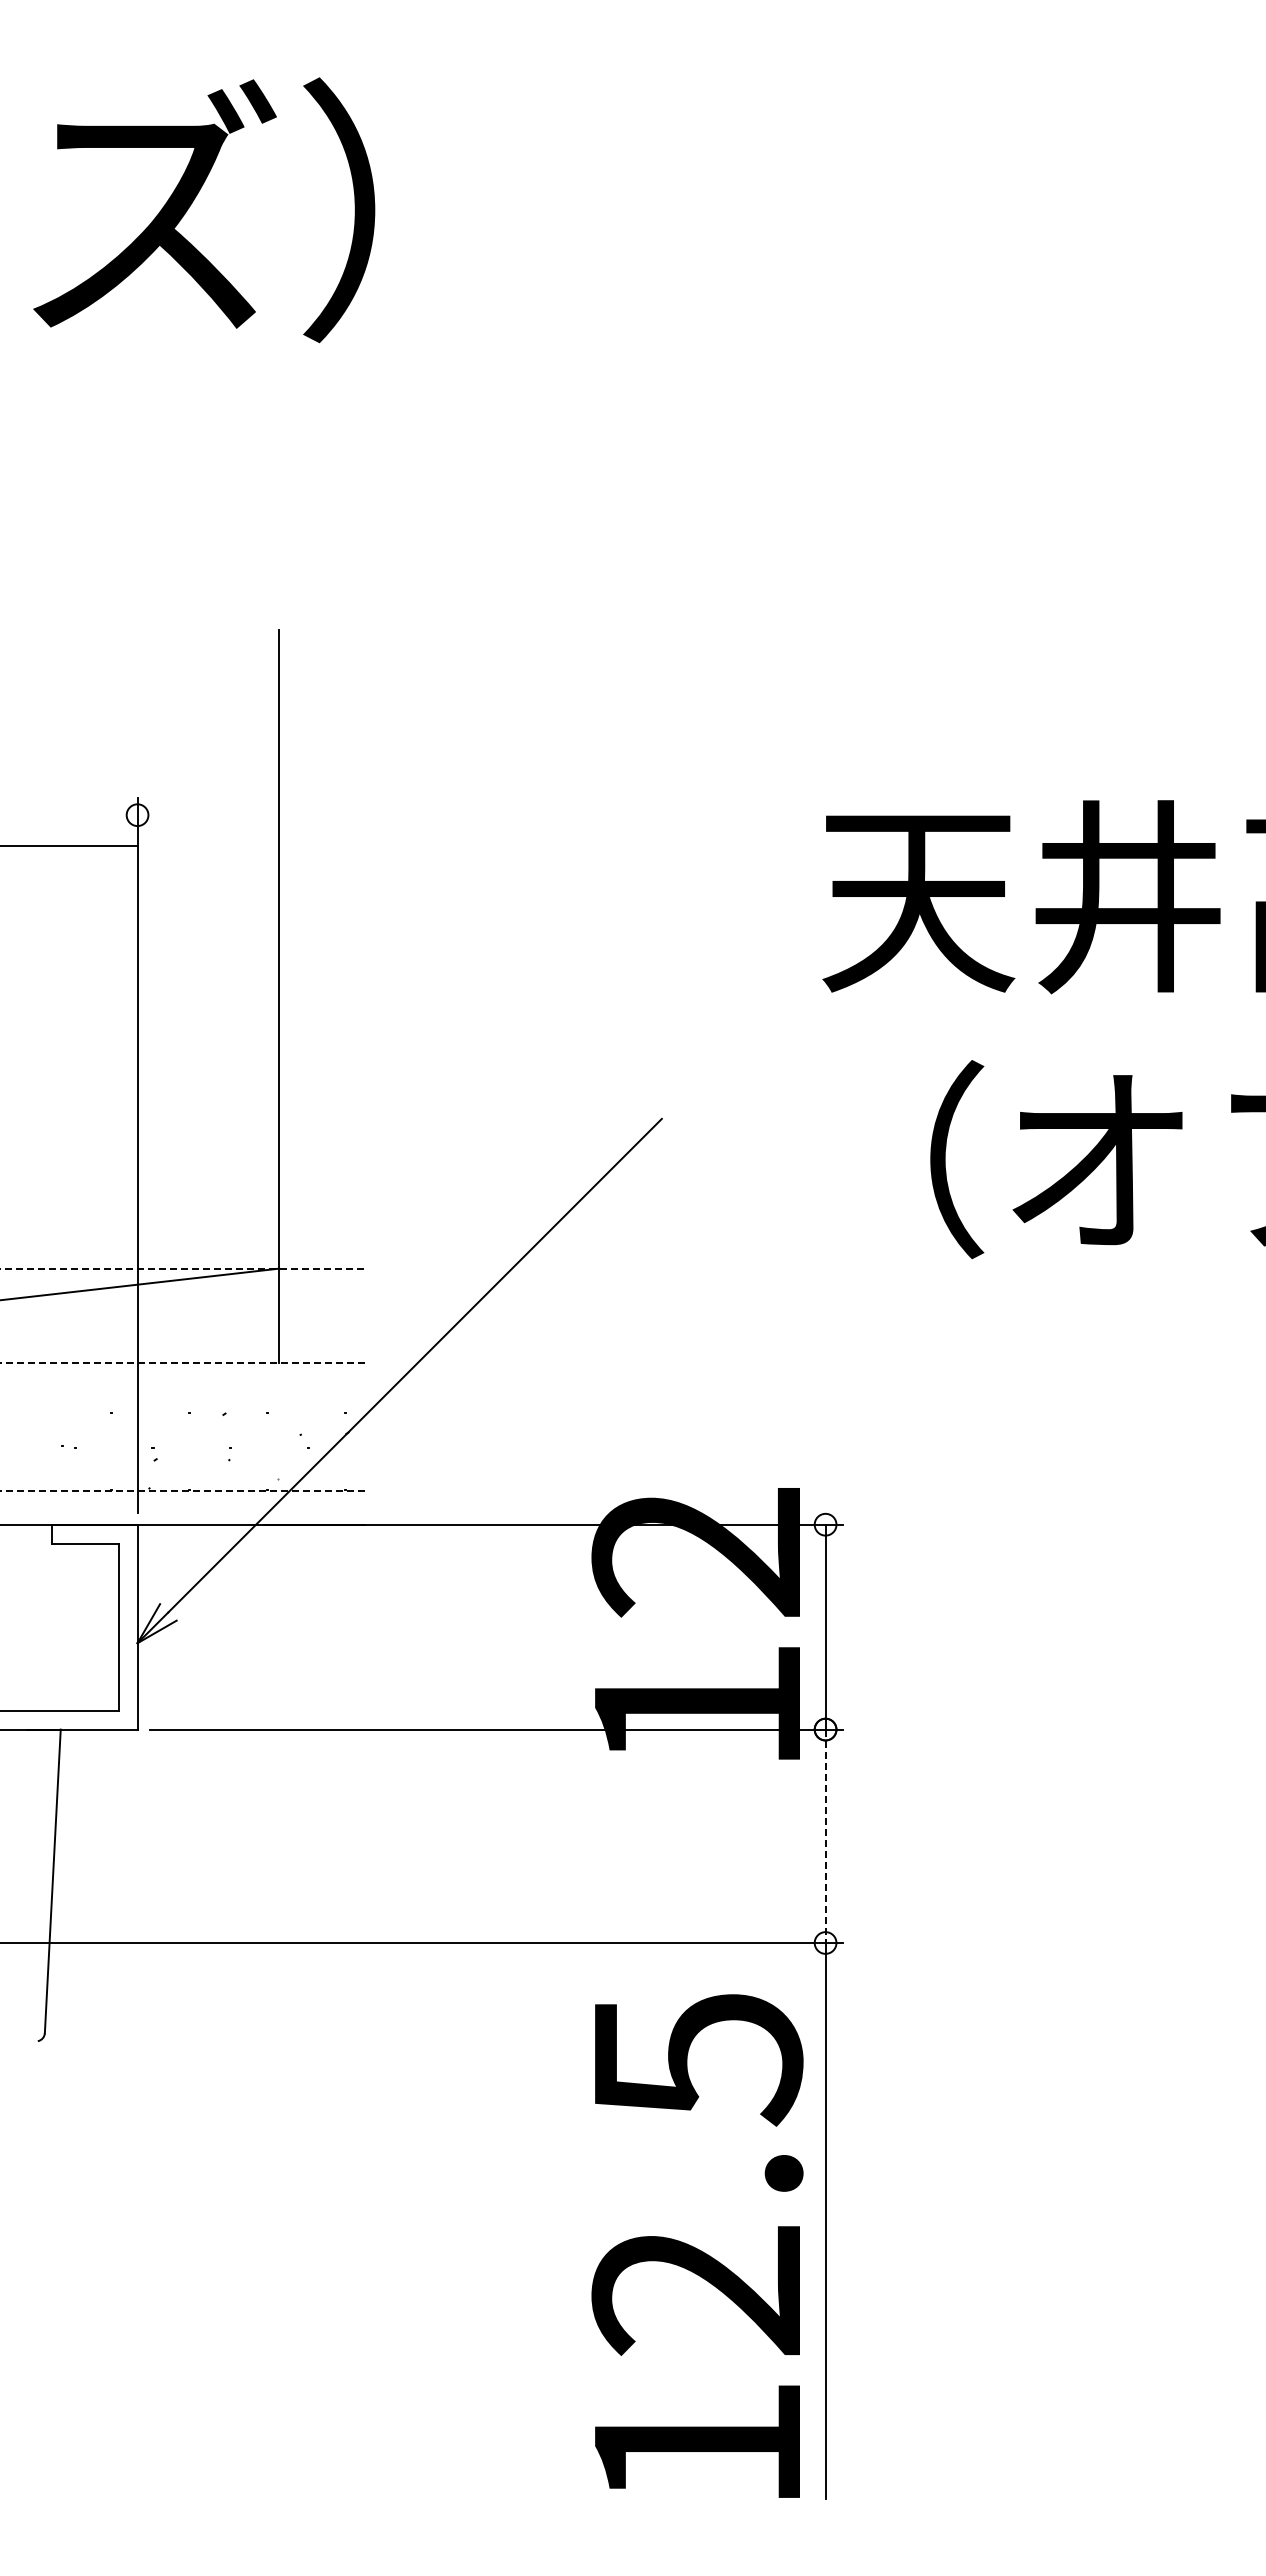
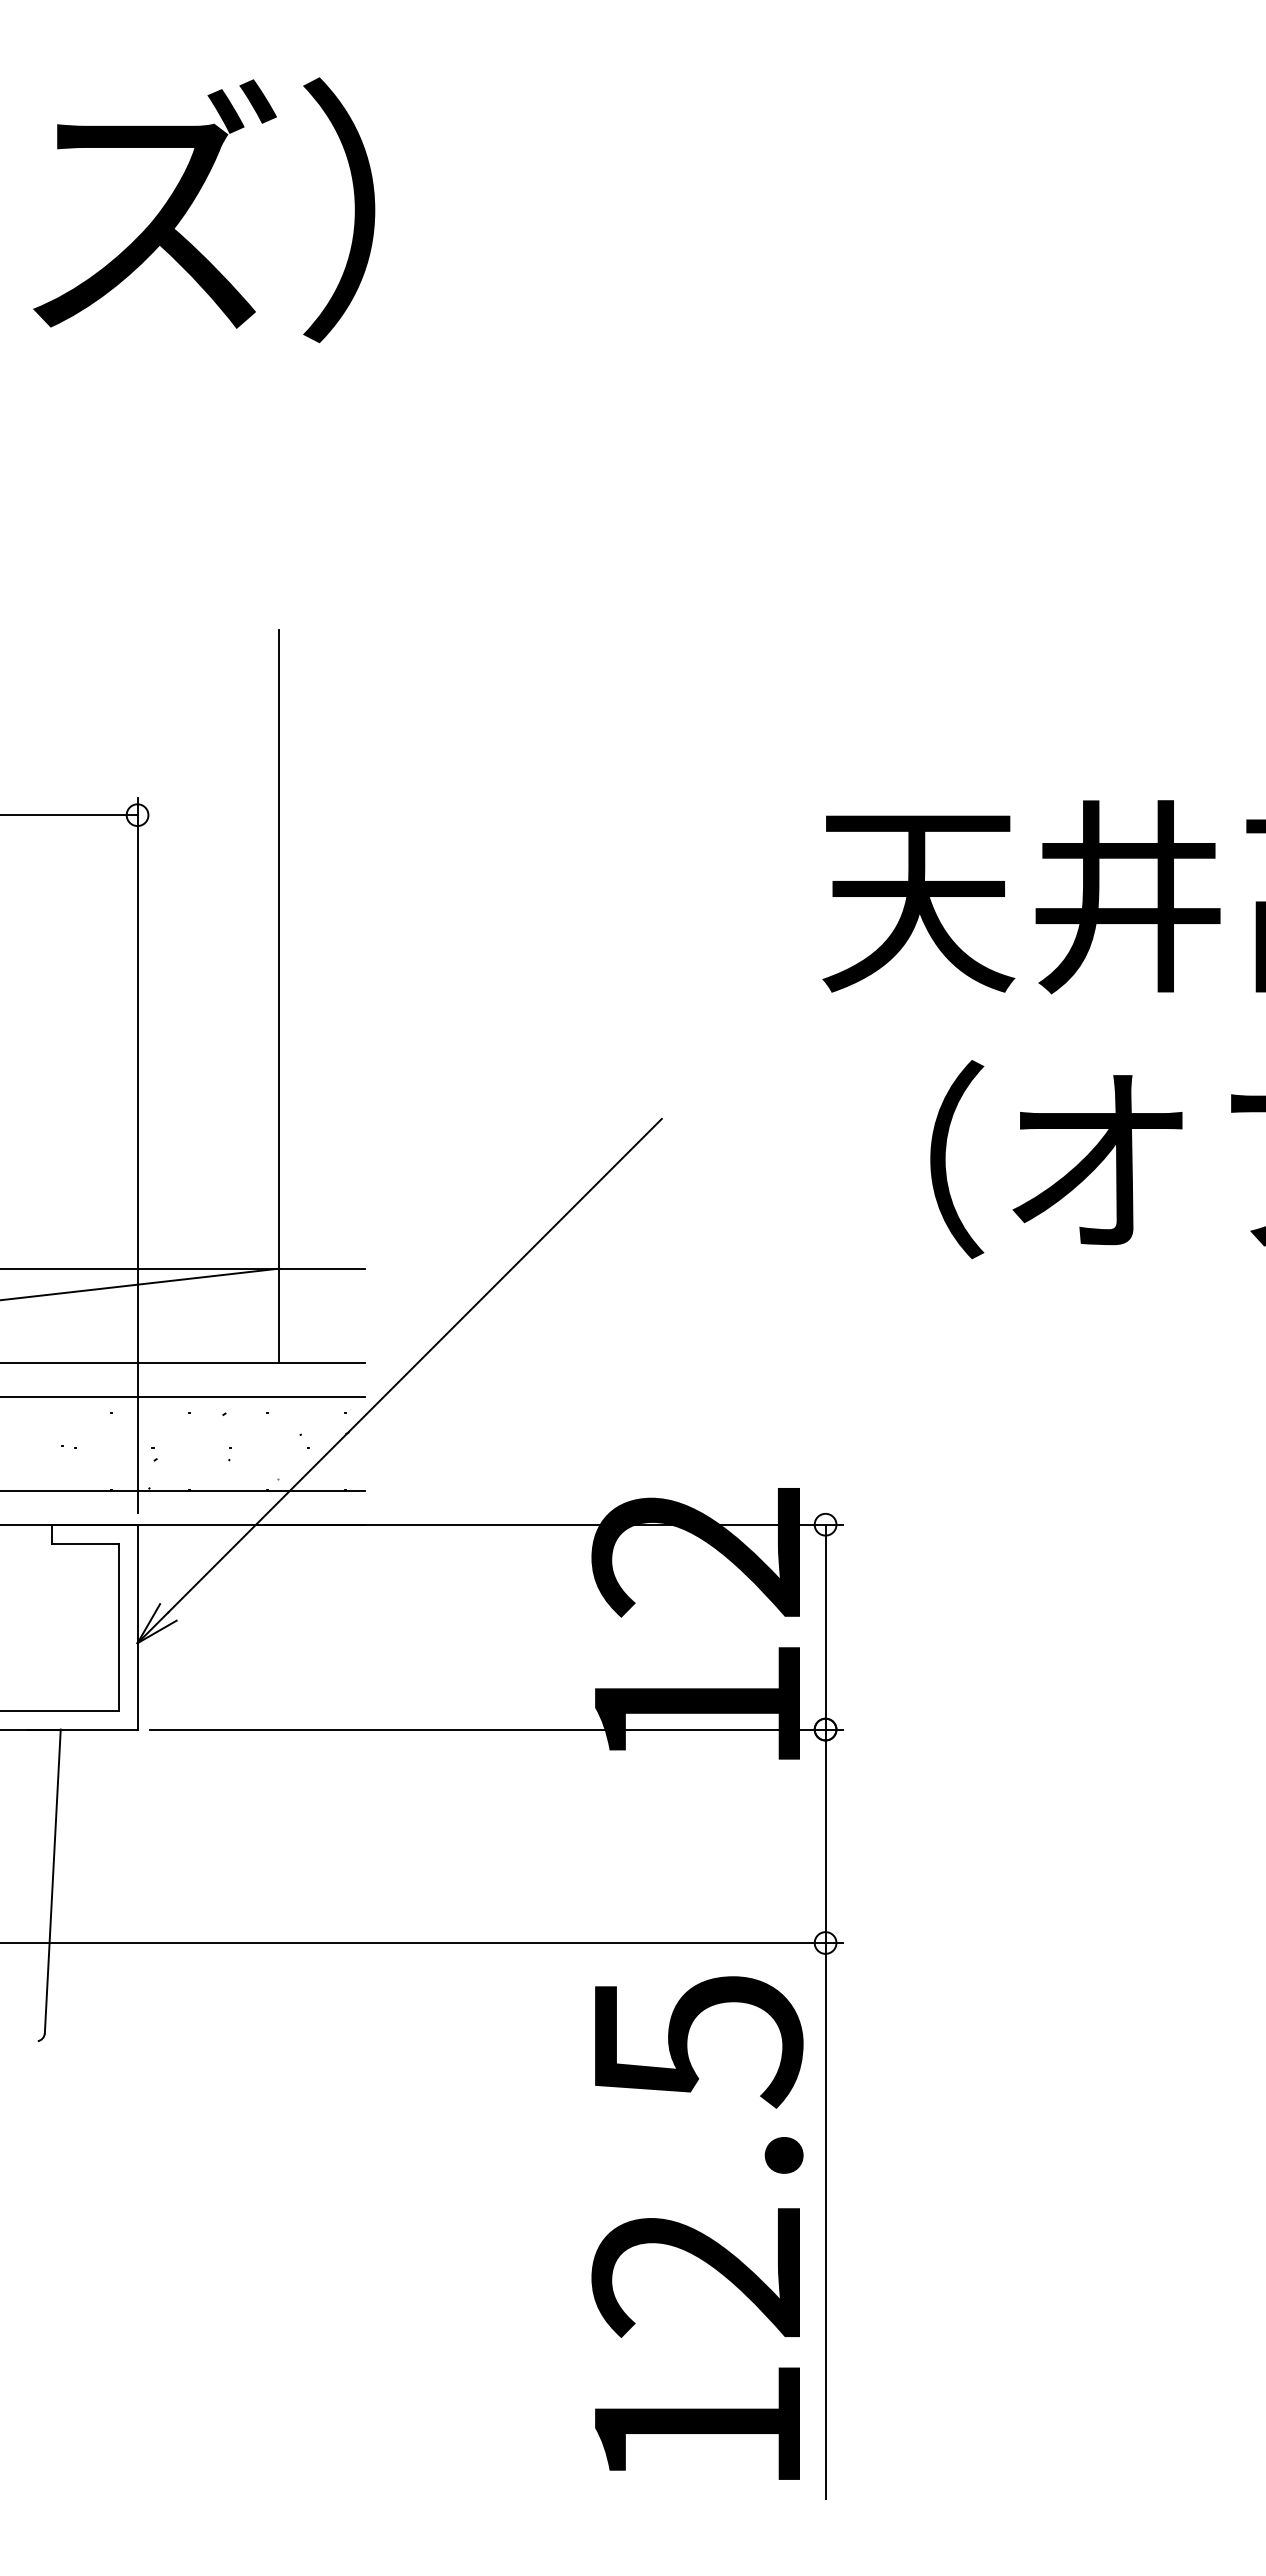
line position: (69, 846) -> (69, 815) (69, 815)
line: dashed -> solid (183, 1268)
line: dashed -> solid (182, 1362)
line: none -> present (183, 1396)
line: dashed -> solid (182, 1490)
line: dashed -> solid (825, 1836)
text position: (697, 2245) -> (697, 2227) (697, 2227)
